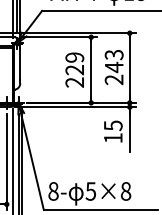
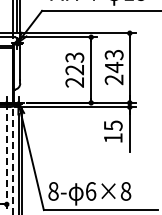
text: 229 -> 223 (74, 57)
line: solid -> dashed (12, 161)
line: solid -> dashed (6, 162)
text: 5×8 -> 6×8 (90, 191)
